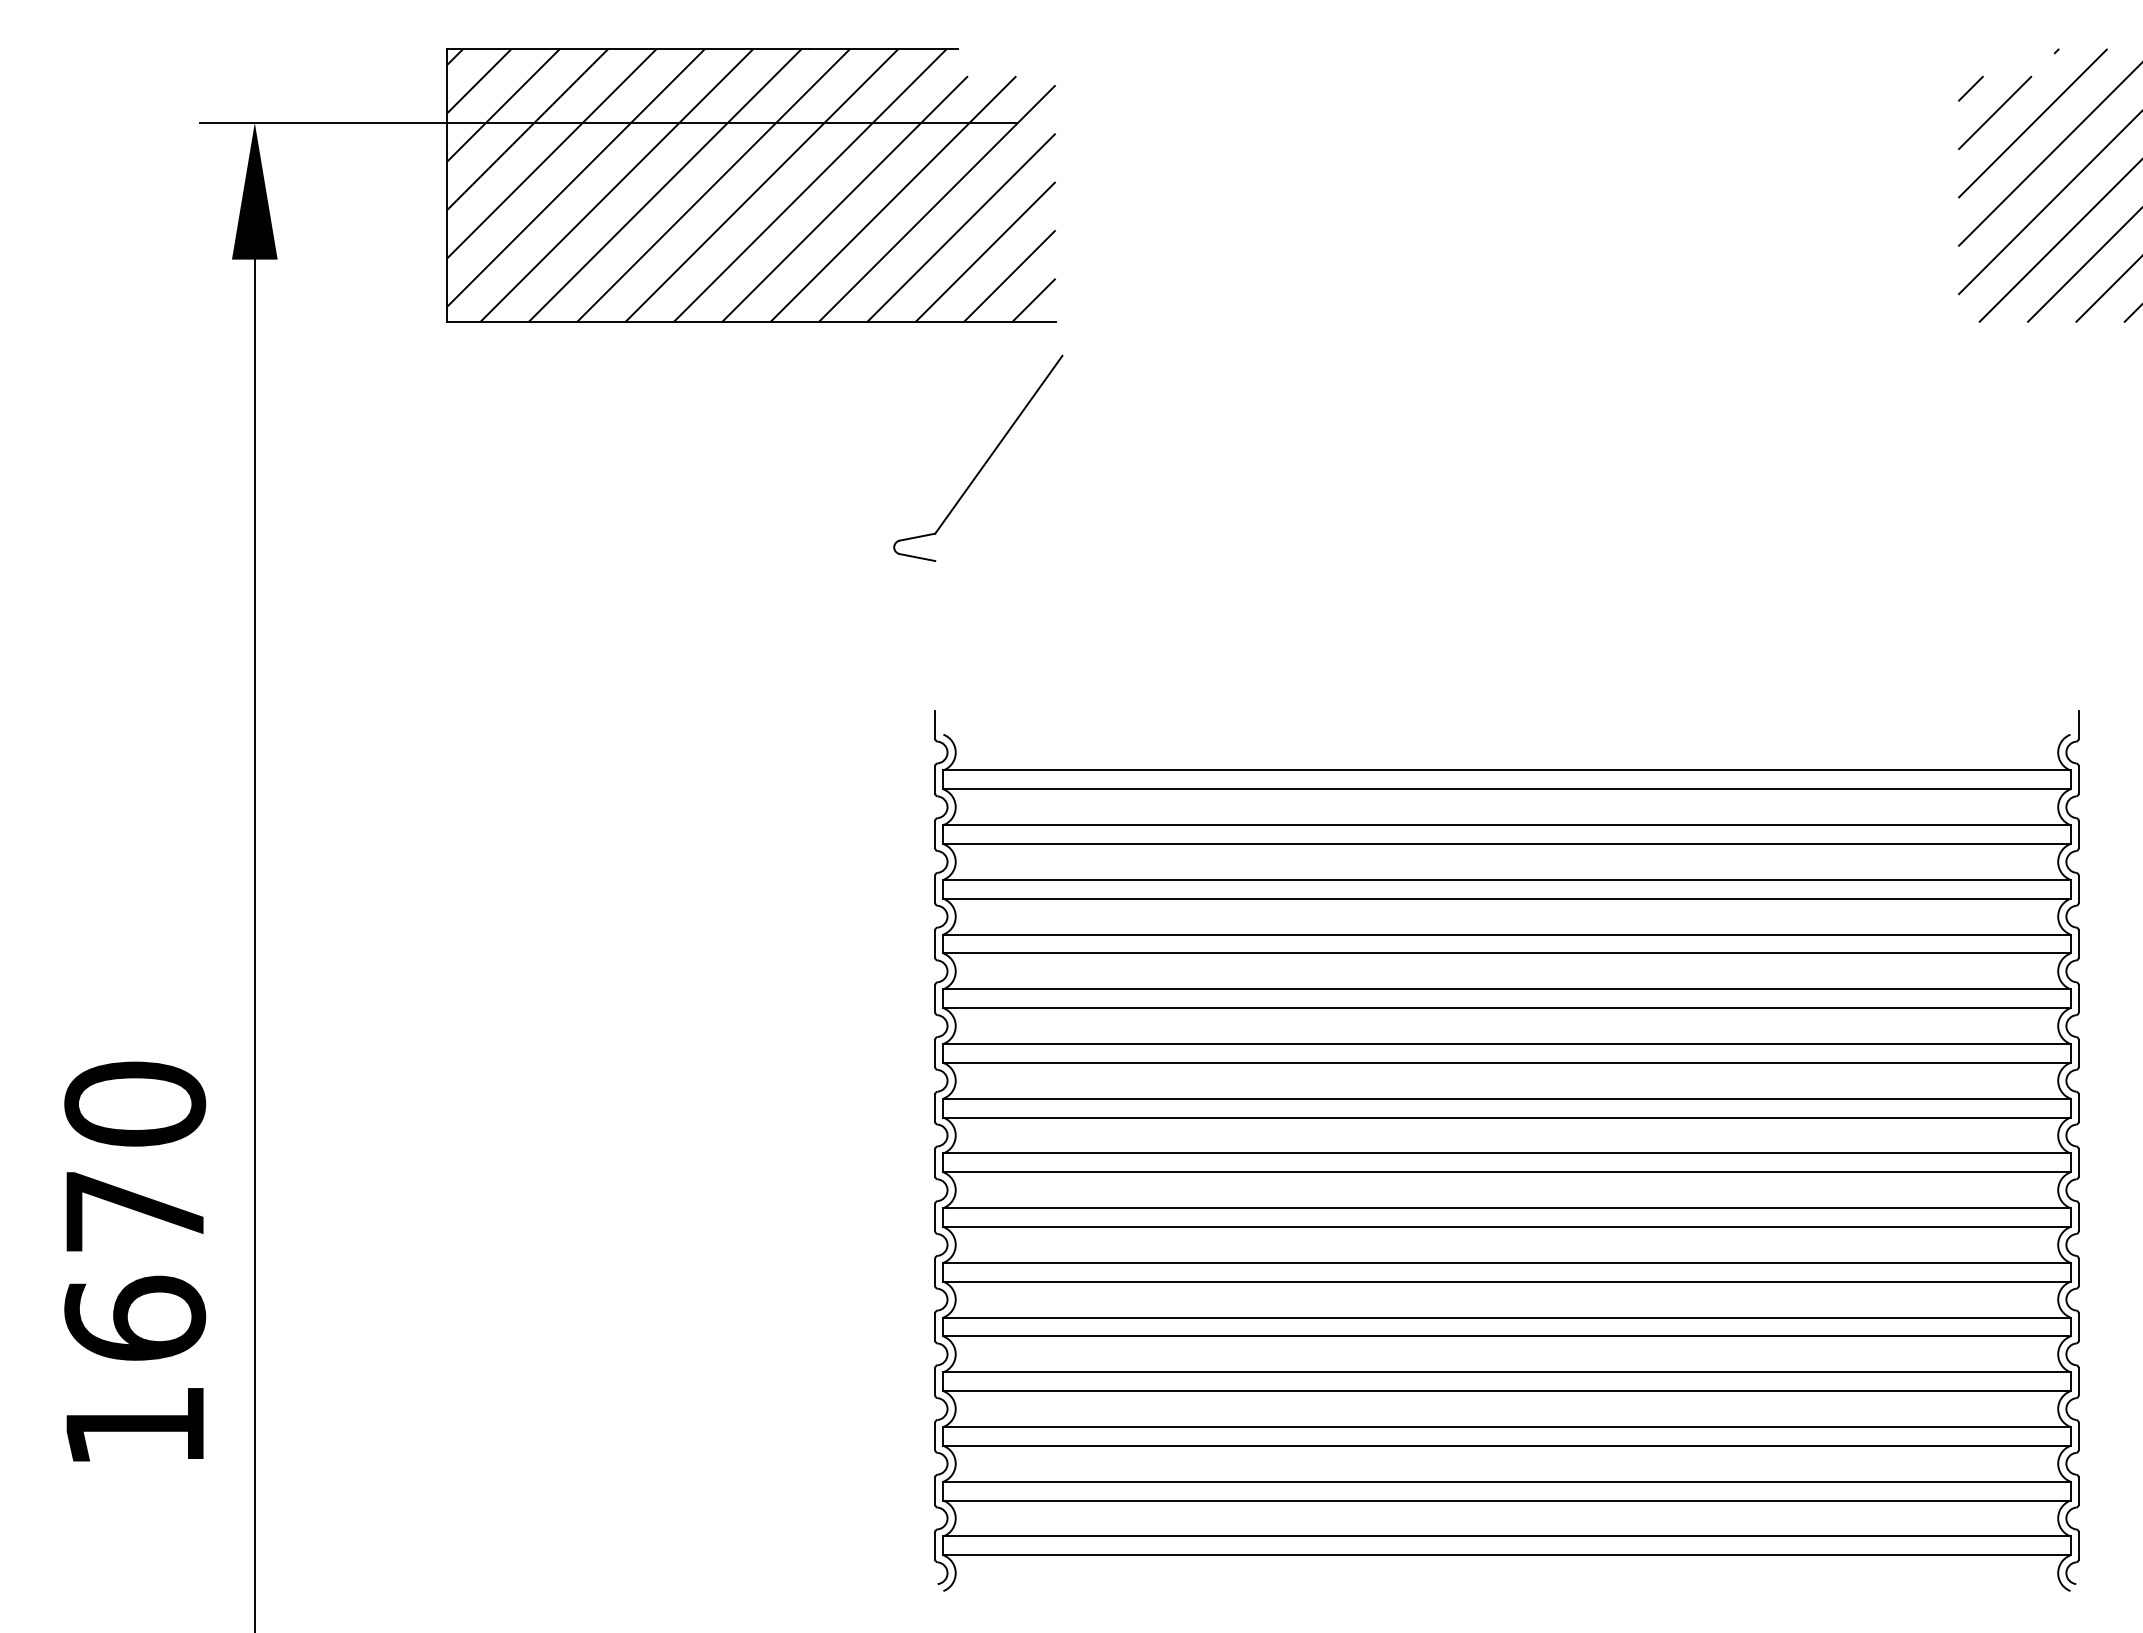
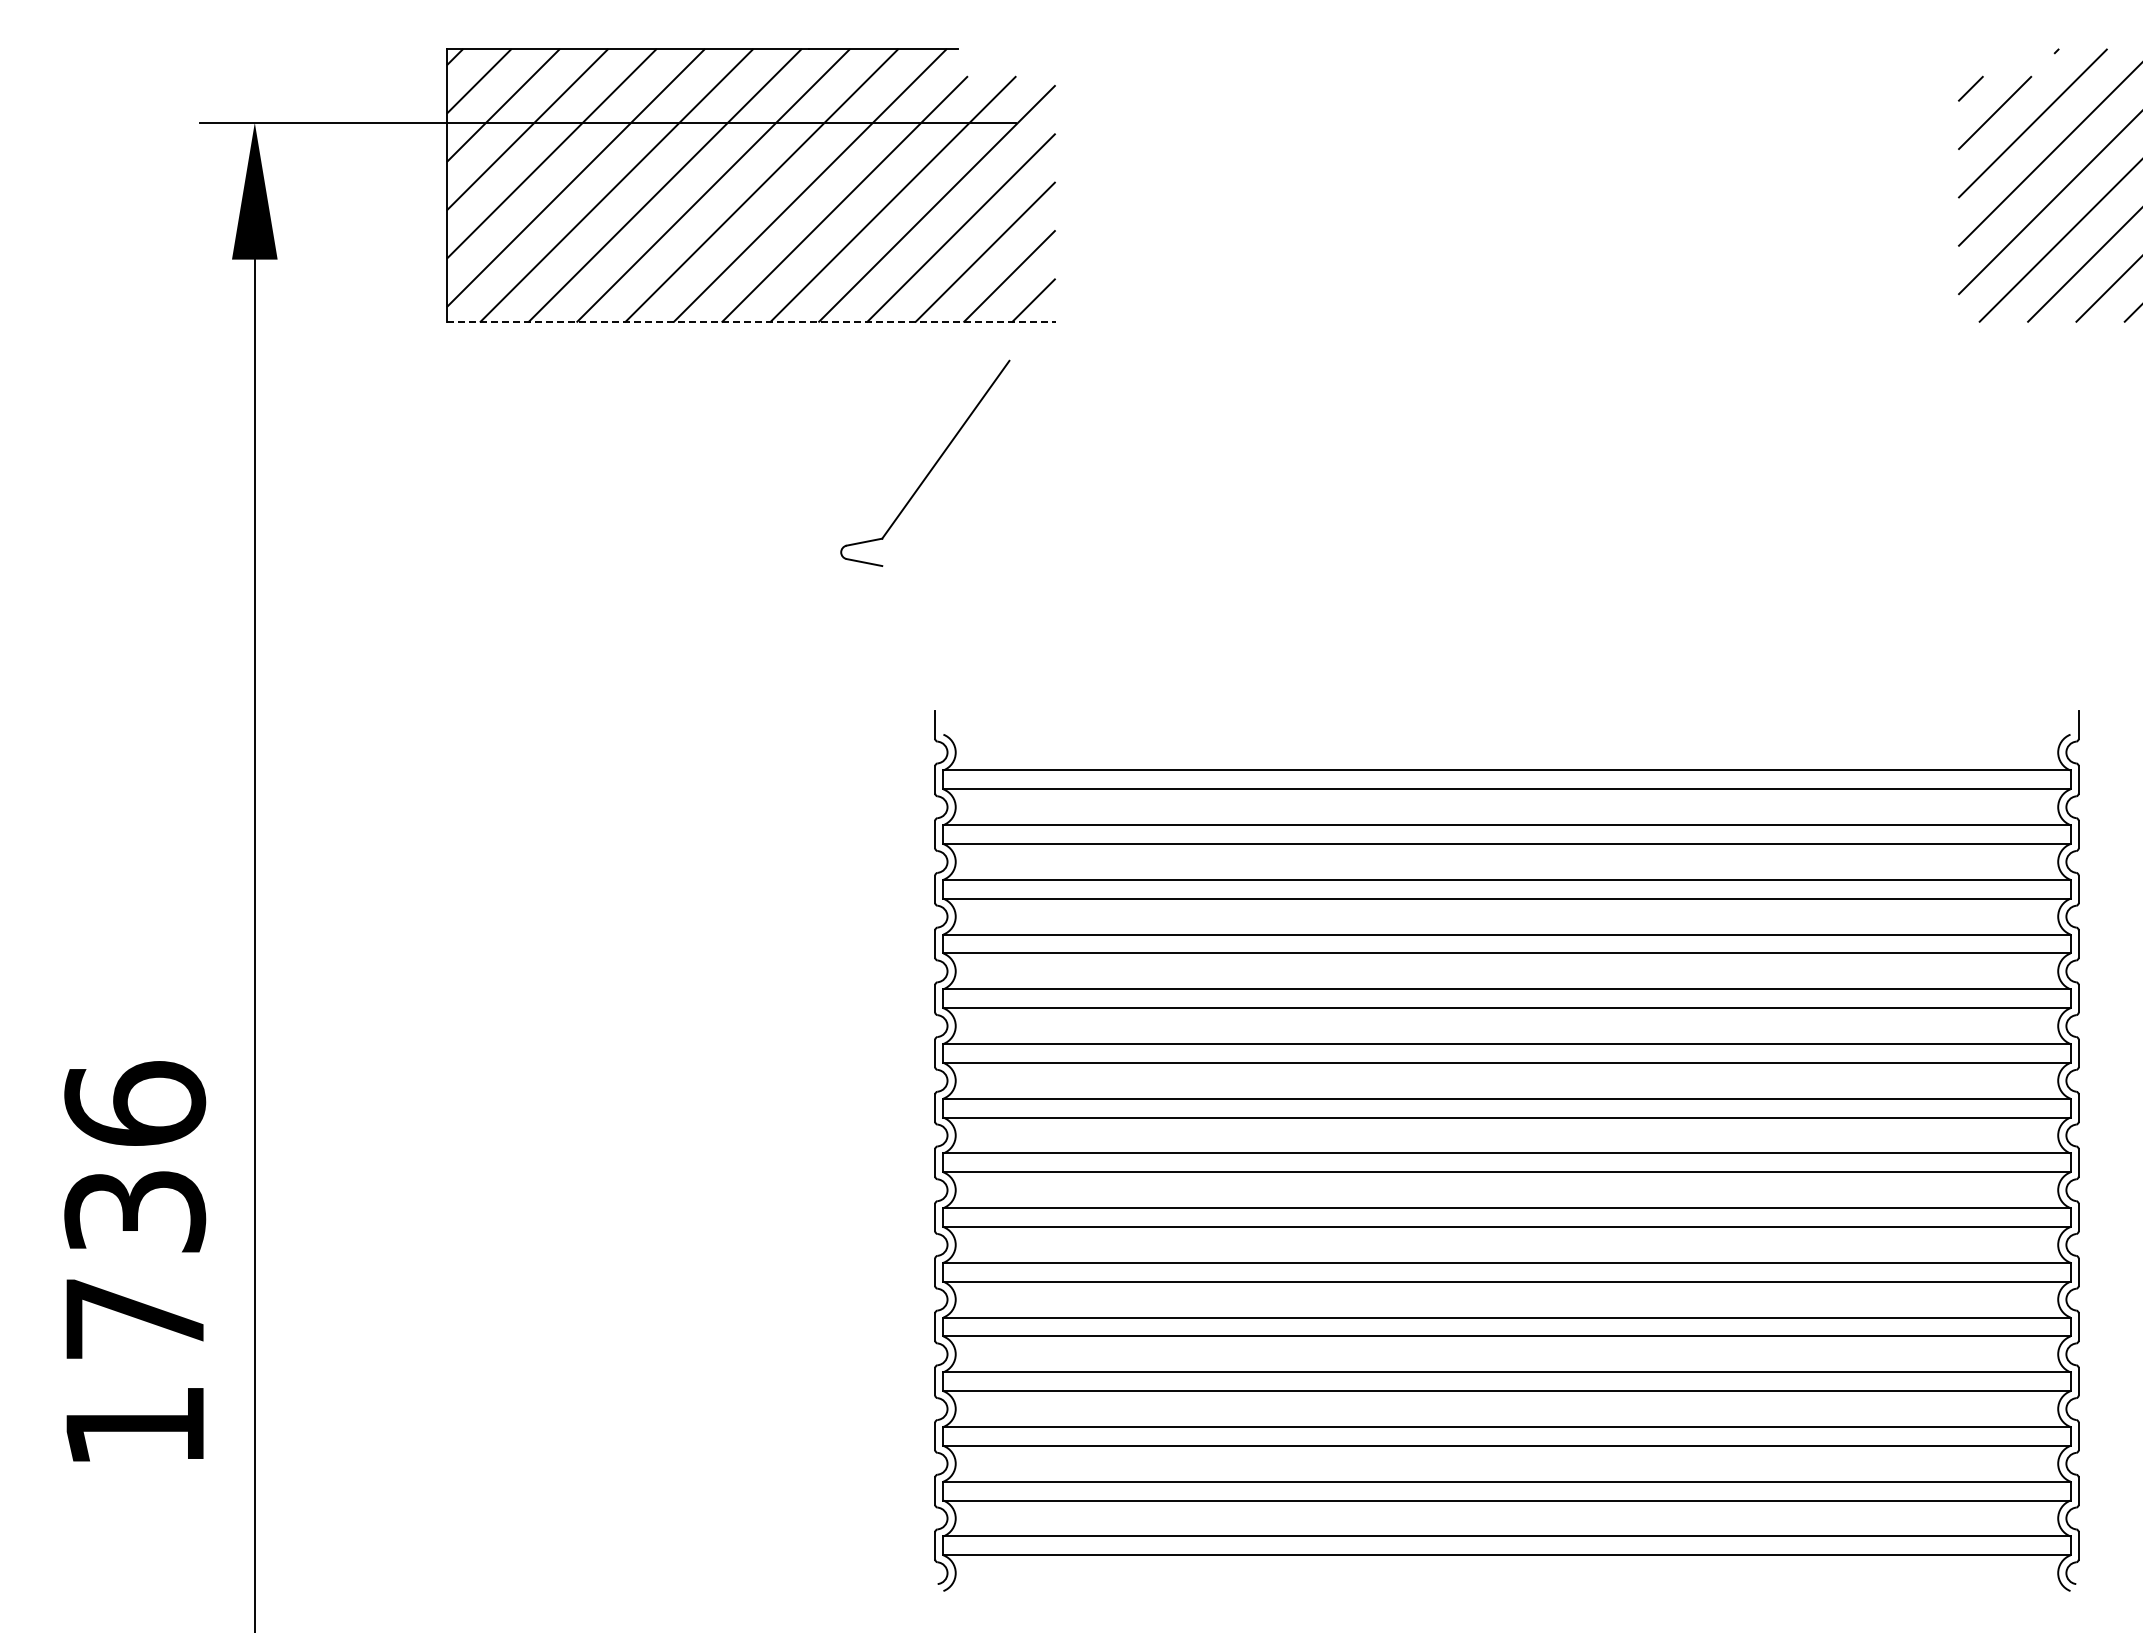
line: solid -> dashed (751, 322)
part position: (985, 461) -> (932, 466) (932, 466)
text: 1670 -> 1736 (135, 1210)
